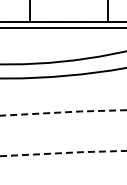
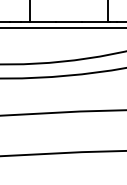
line: dashed -> solid (64, 112)
line: dashed -> solid (63, 153)
